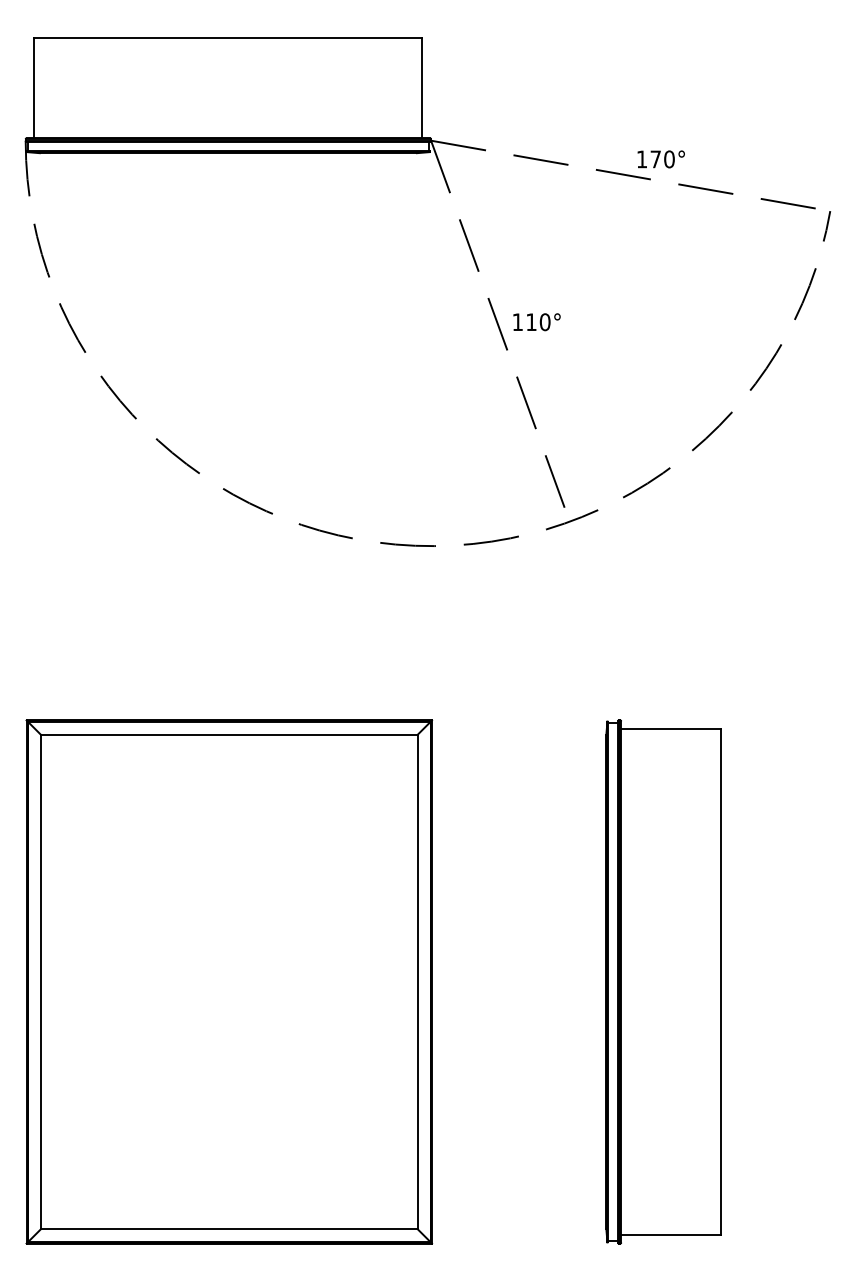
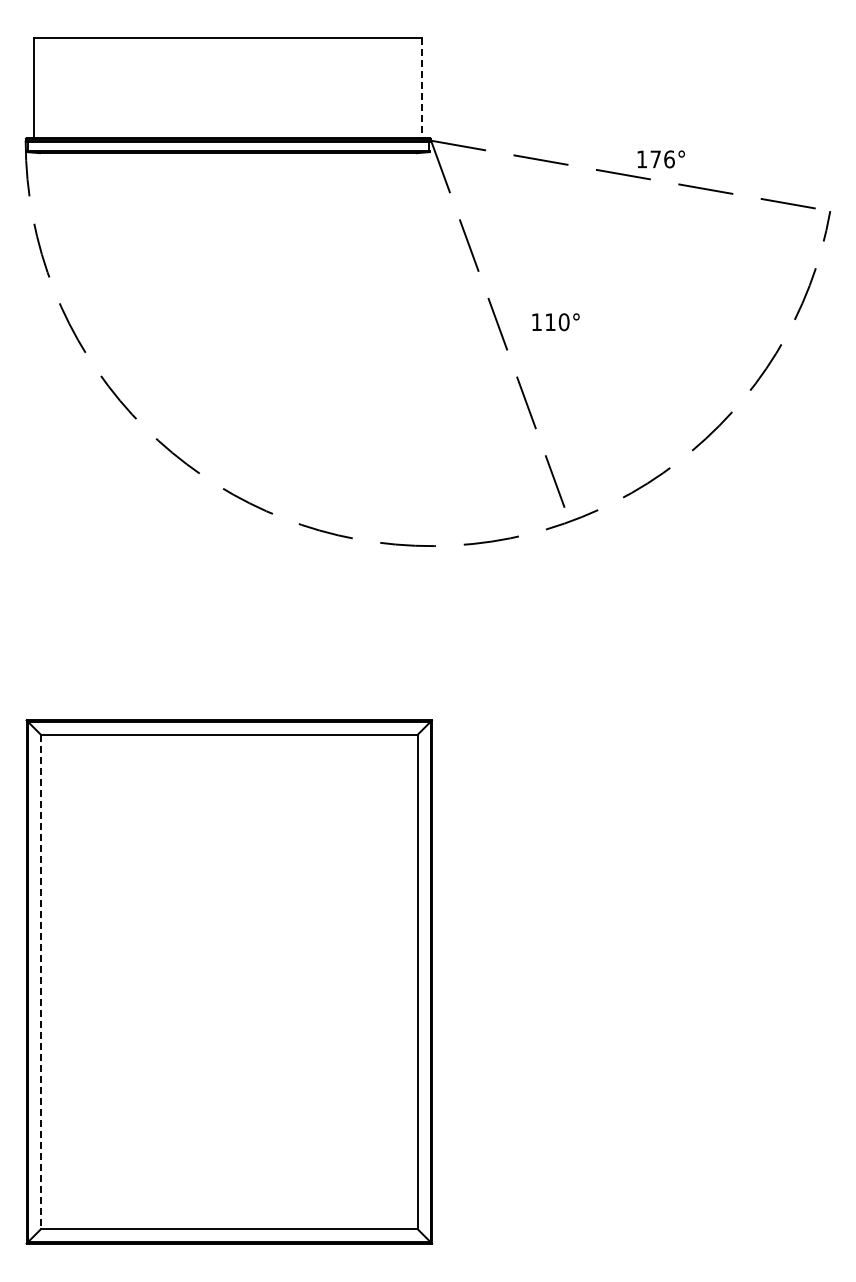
line: solid -> dashed (422, 88)
text: 170° -> 176° (669, 159)
text position: (536, 322) -> (555, 322) (555, 322)
part: present -> none (663, 981)
line: solid -> dashed (40, 982)
